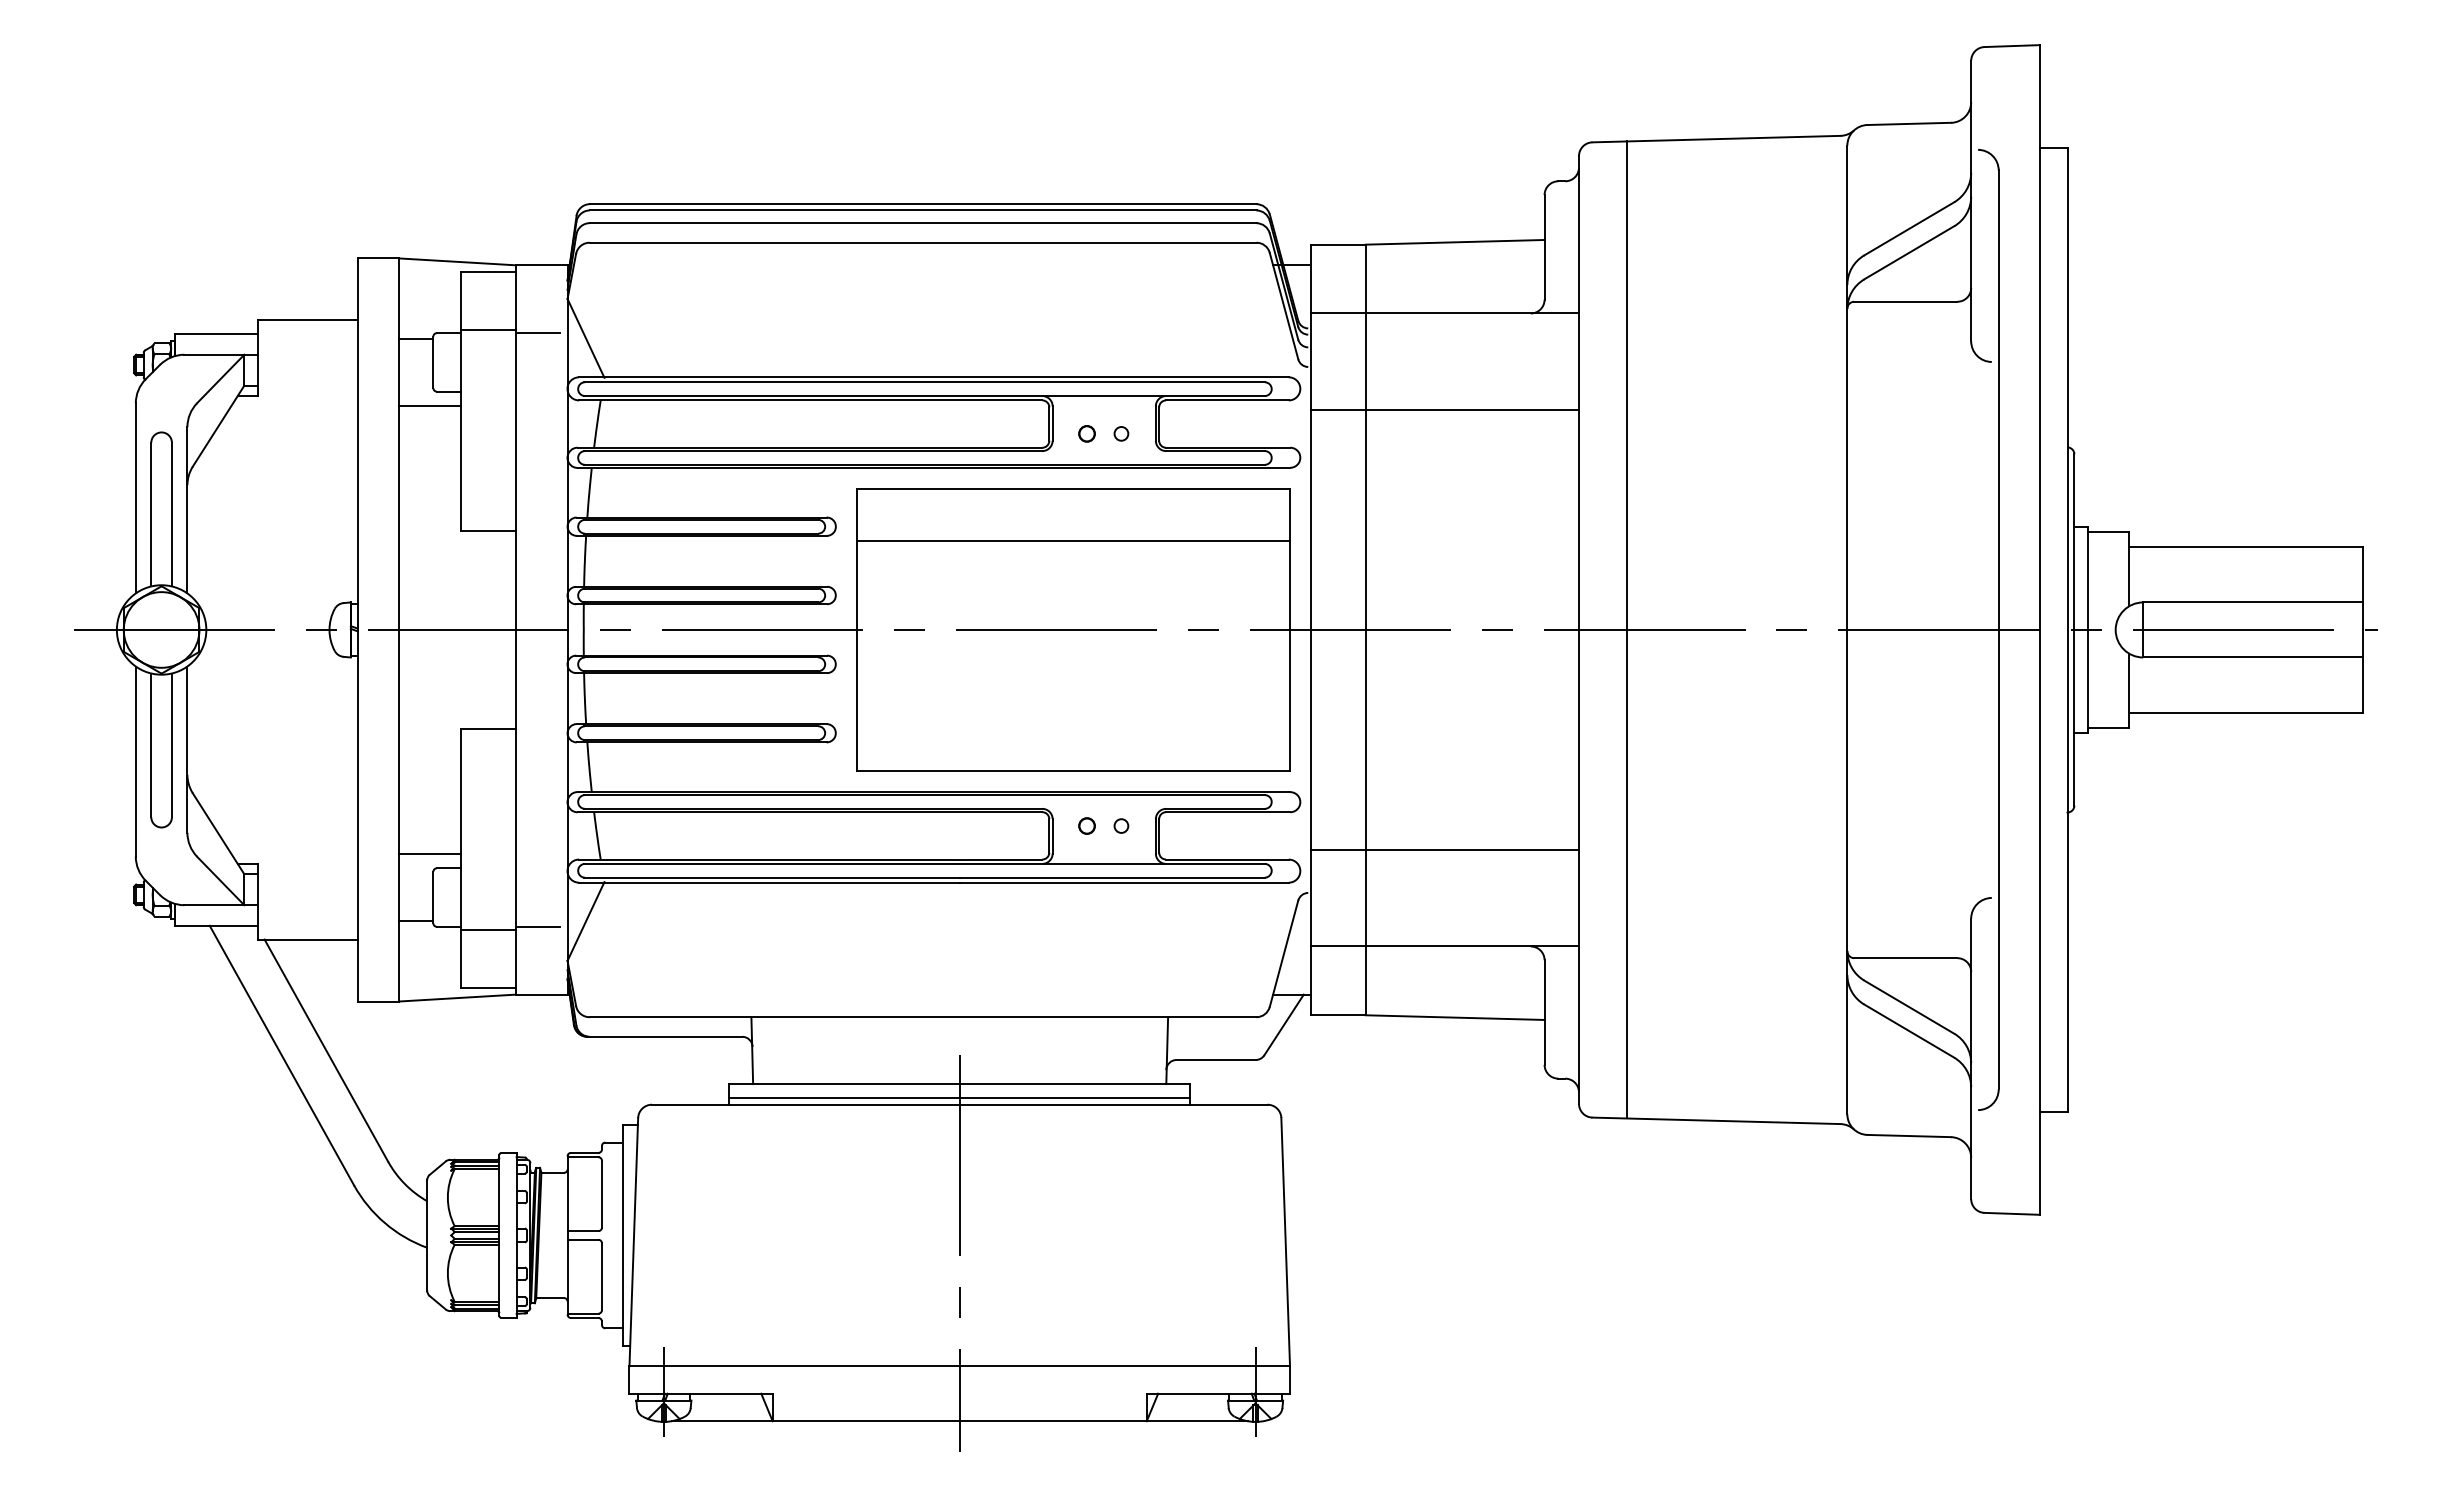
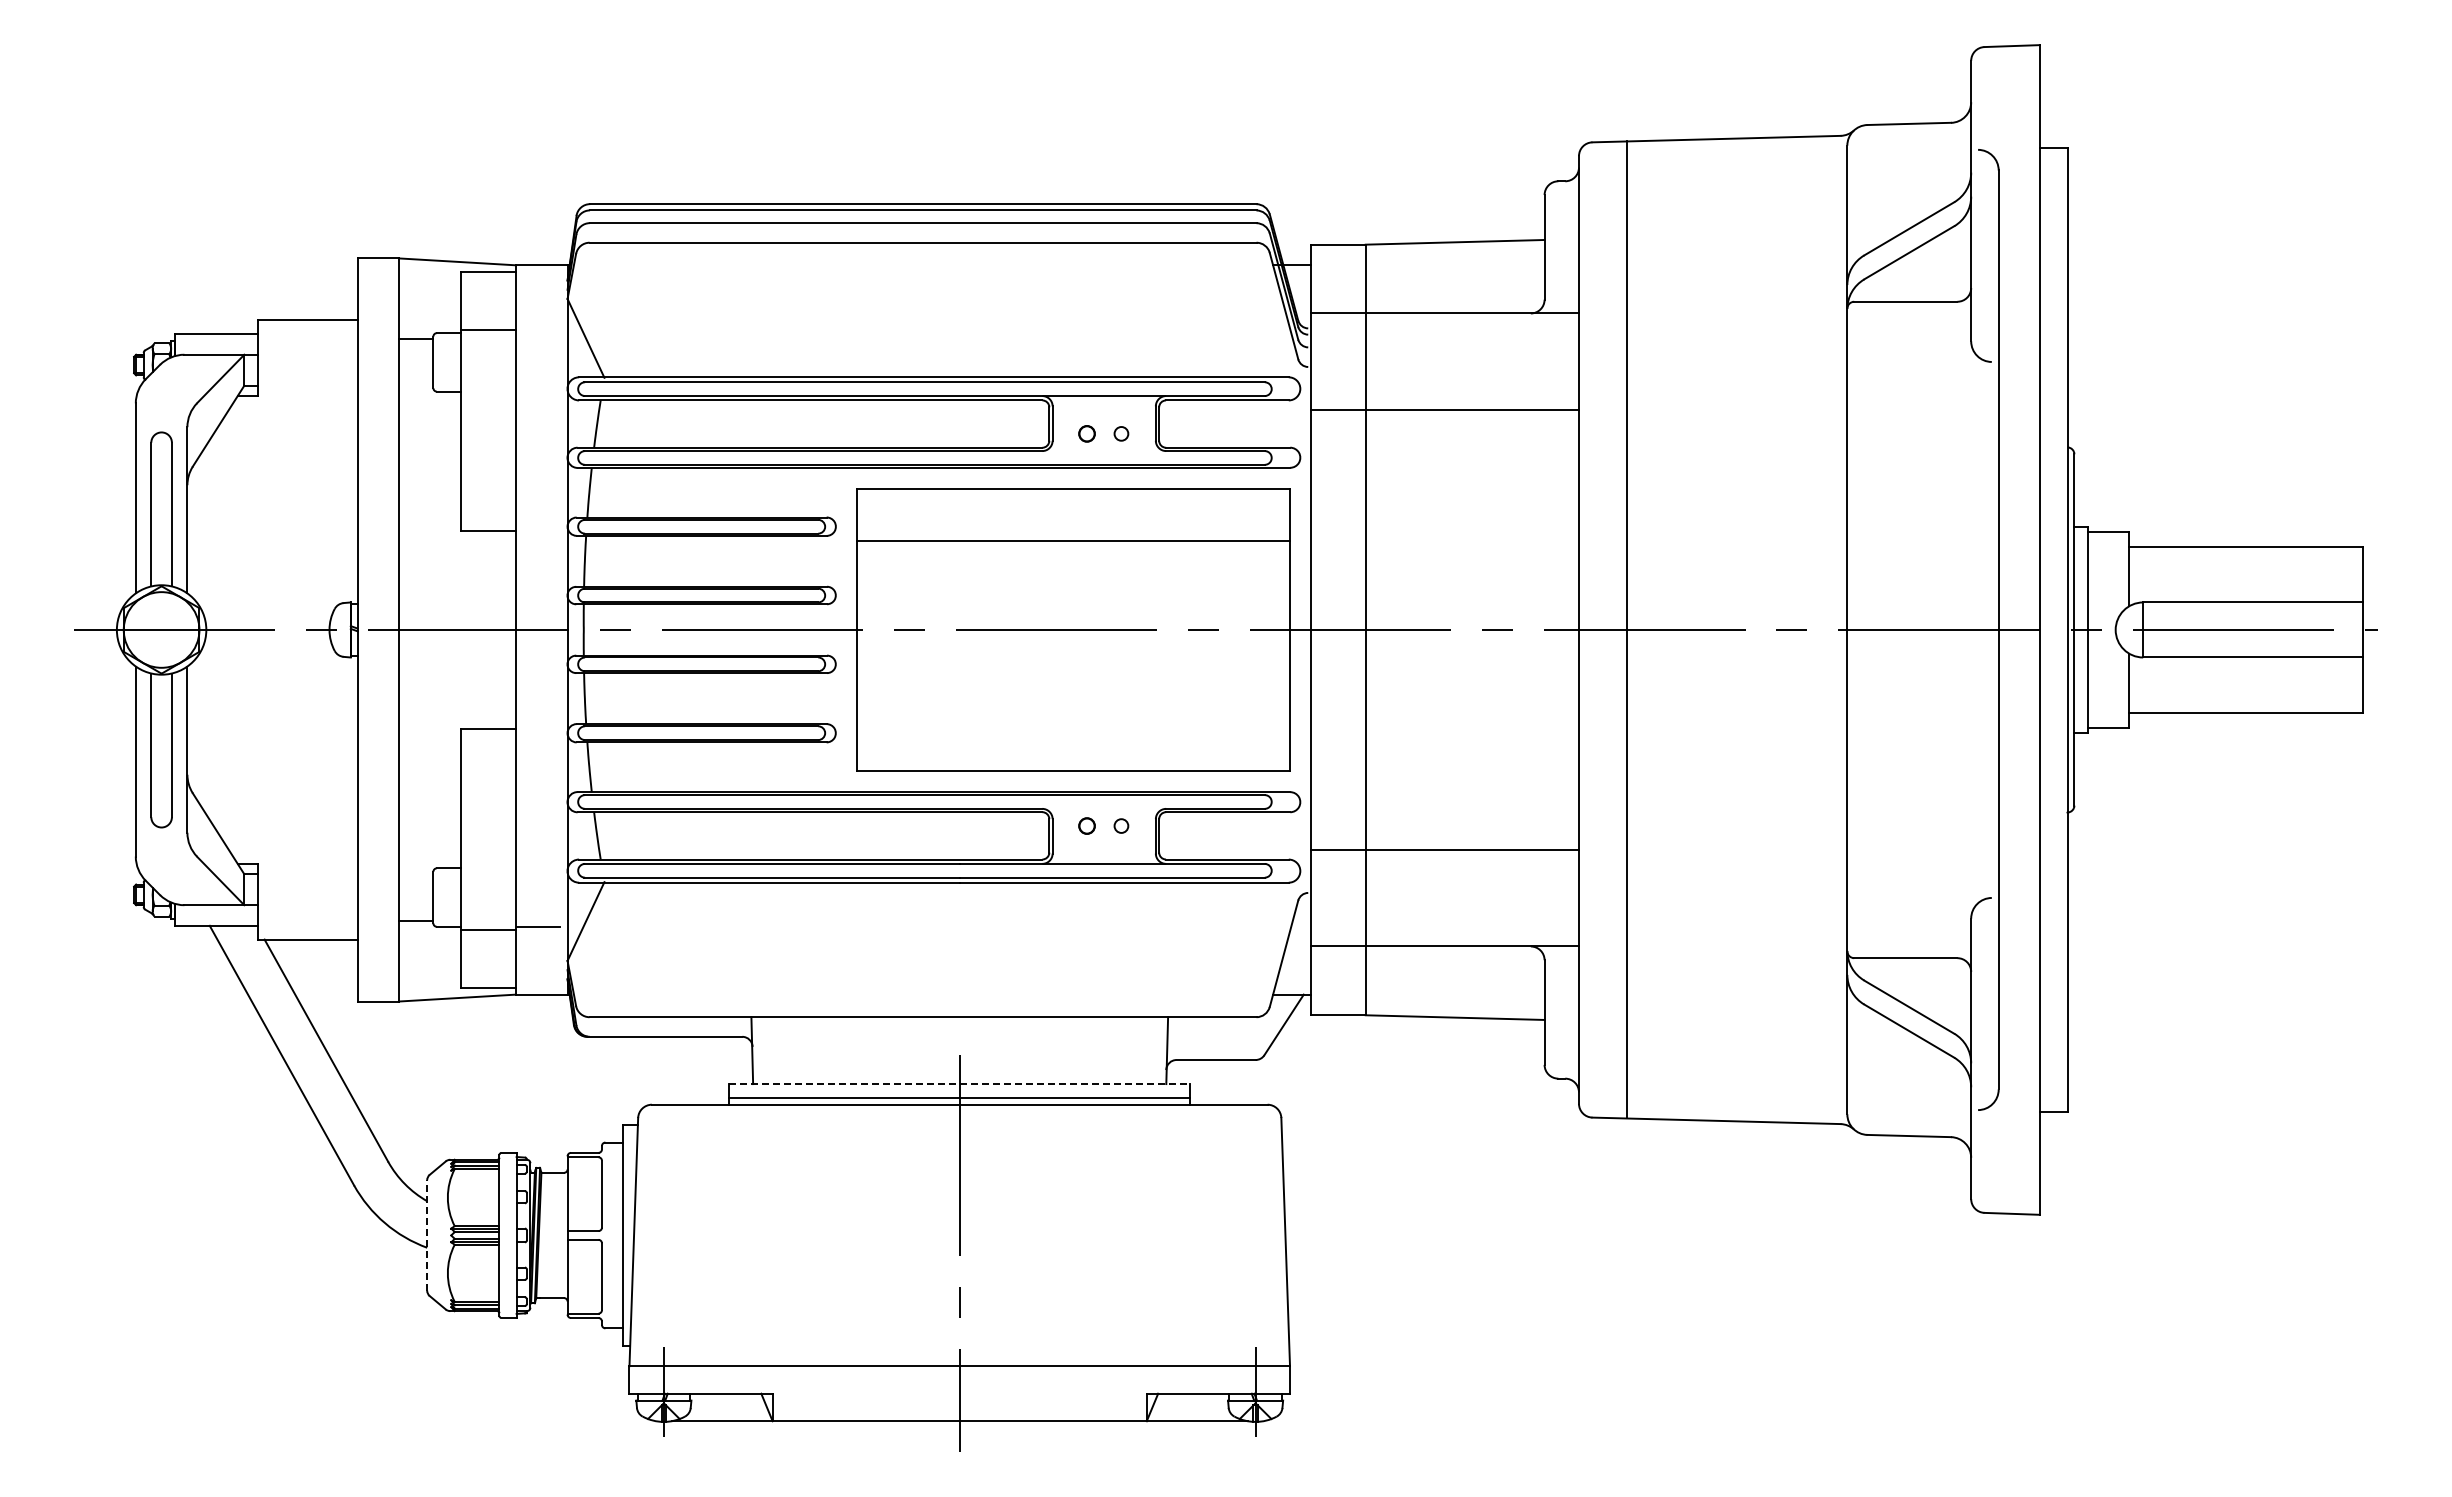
line: present -> none (538, 332)
line: present -> none (429, 406)
line: present -> none (429, 853)
line: solid -> dashed (960, 1084)
line: solid -> dashed (427, 1234)
